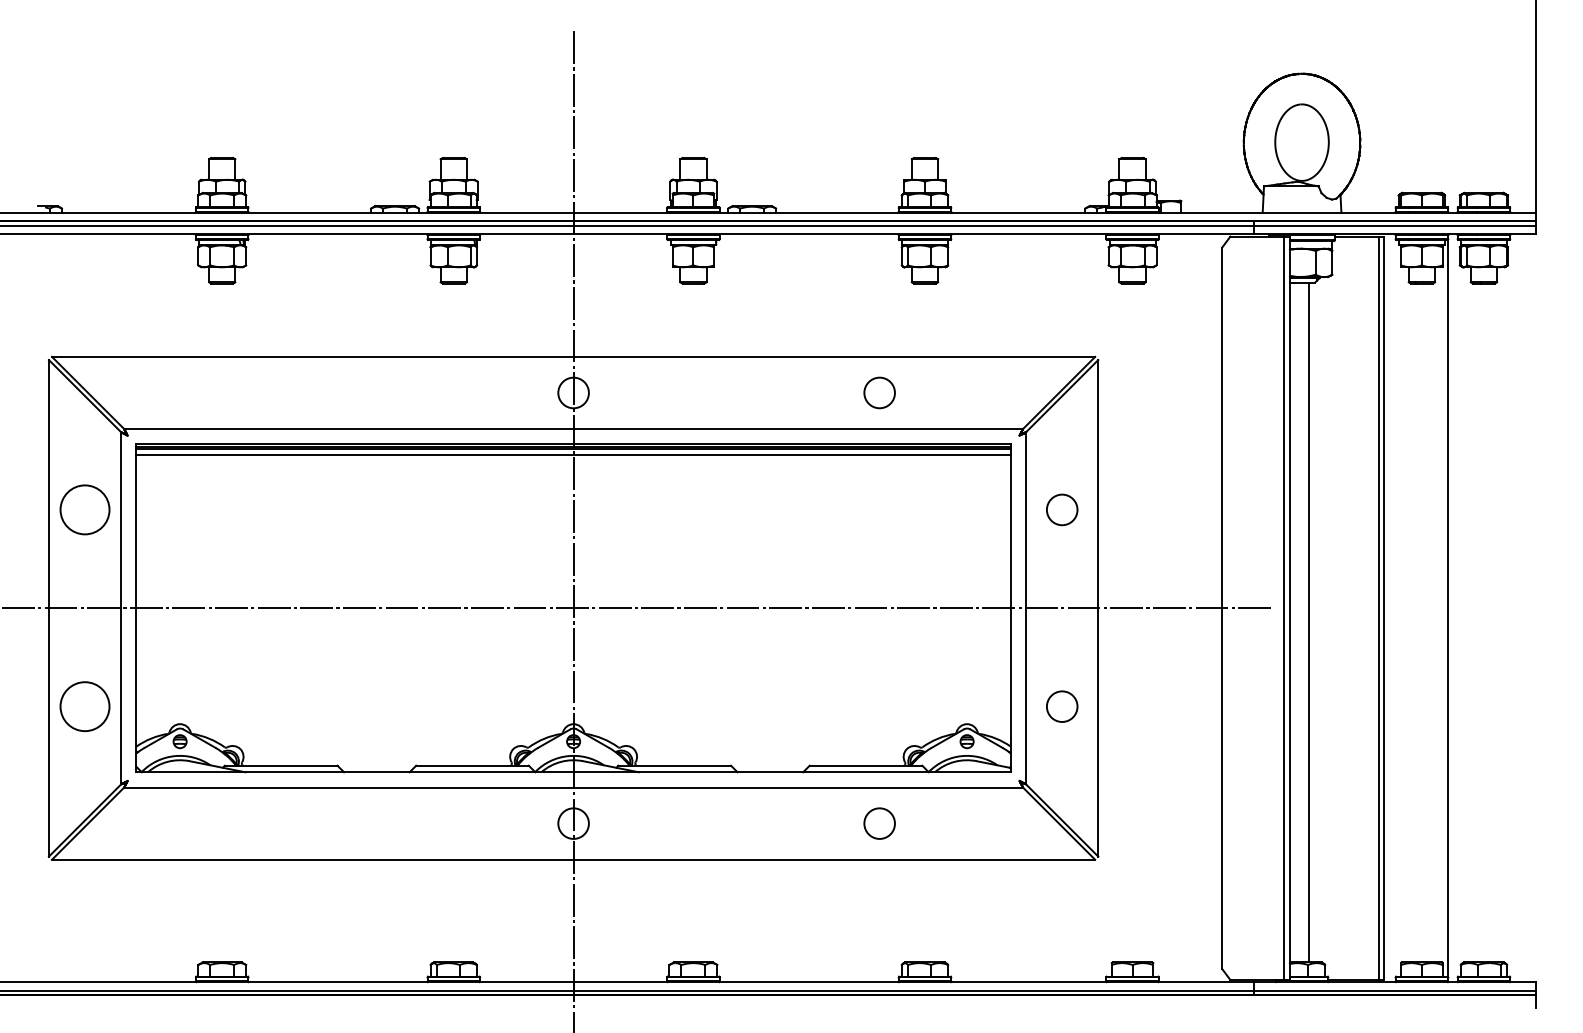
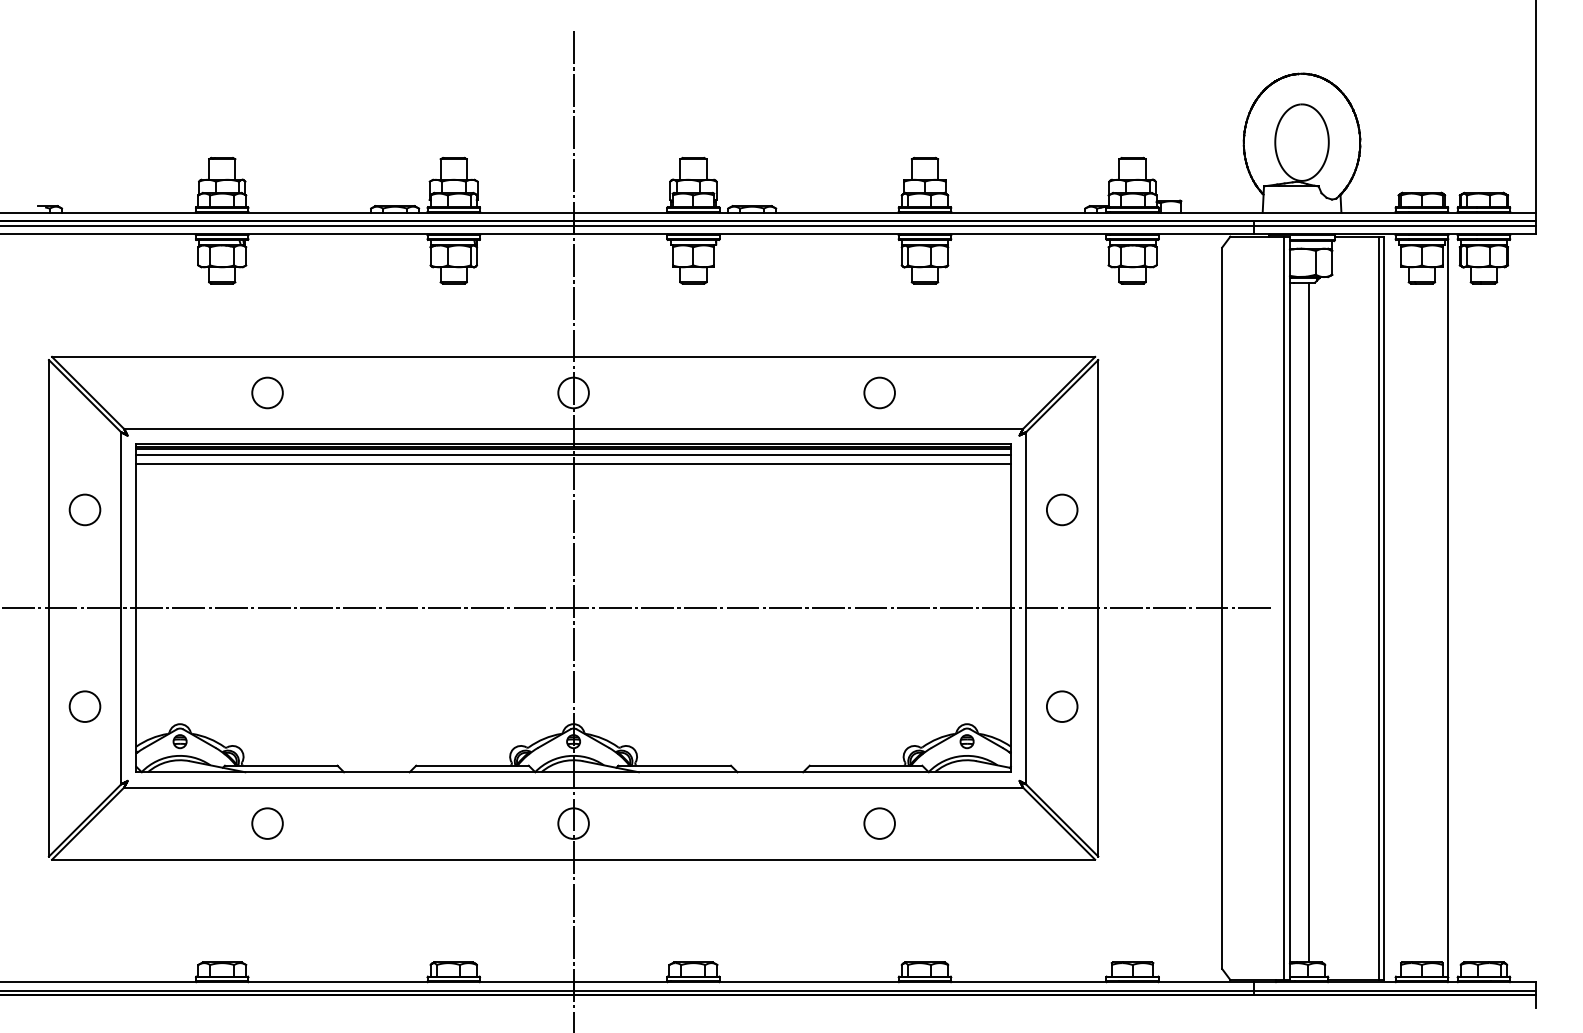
circle: none -> present (267, 392)
line: none -> present (573, 464)
circle size: 52x52 px -> 34x34 px (84, 509)
circle diameter: 49 px -> 31 px (84, 706)
circle: none -> present (267, 823)
